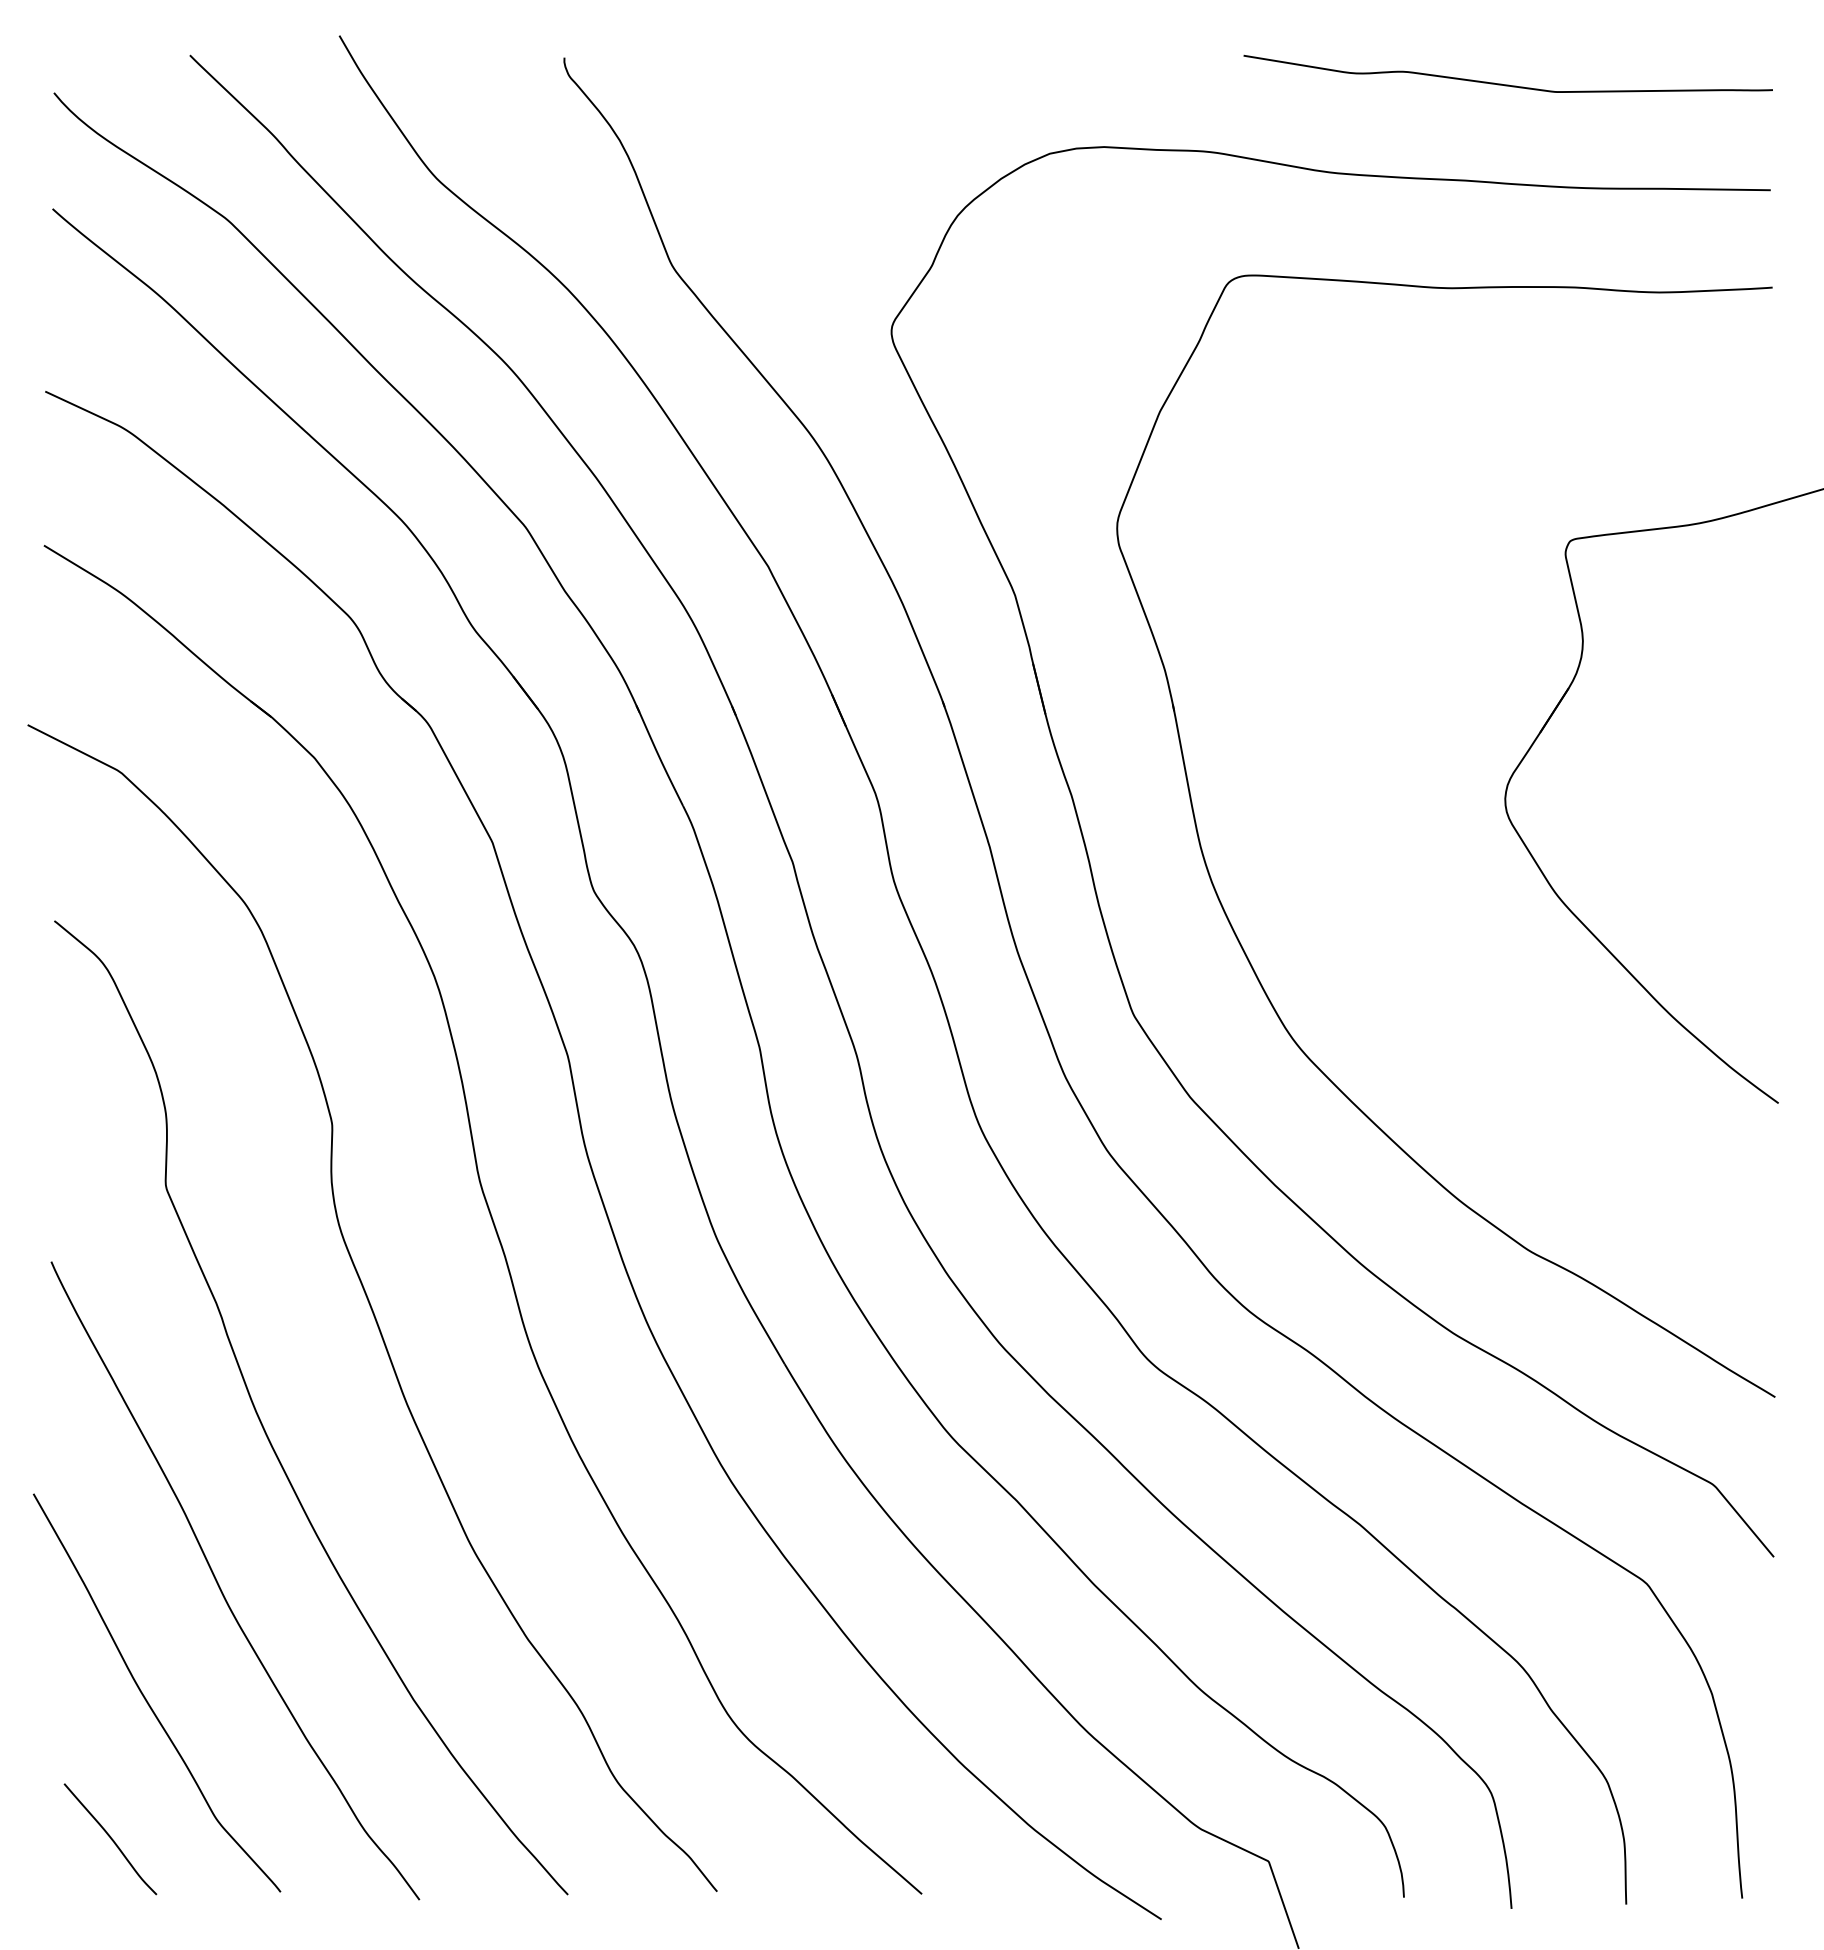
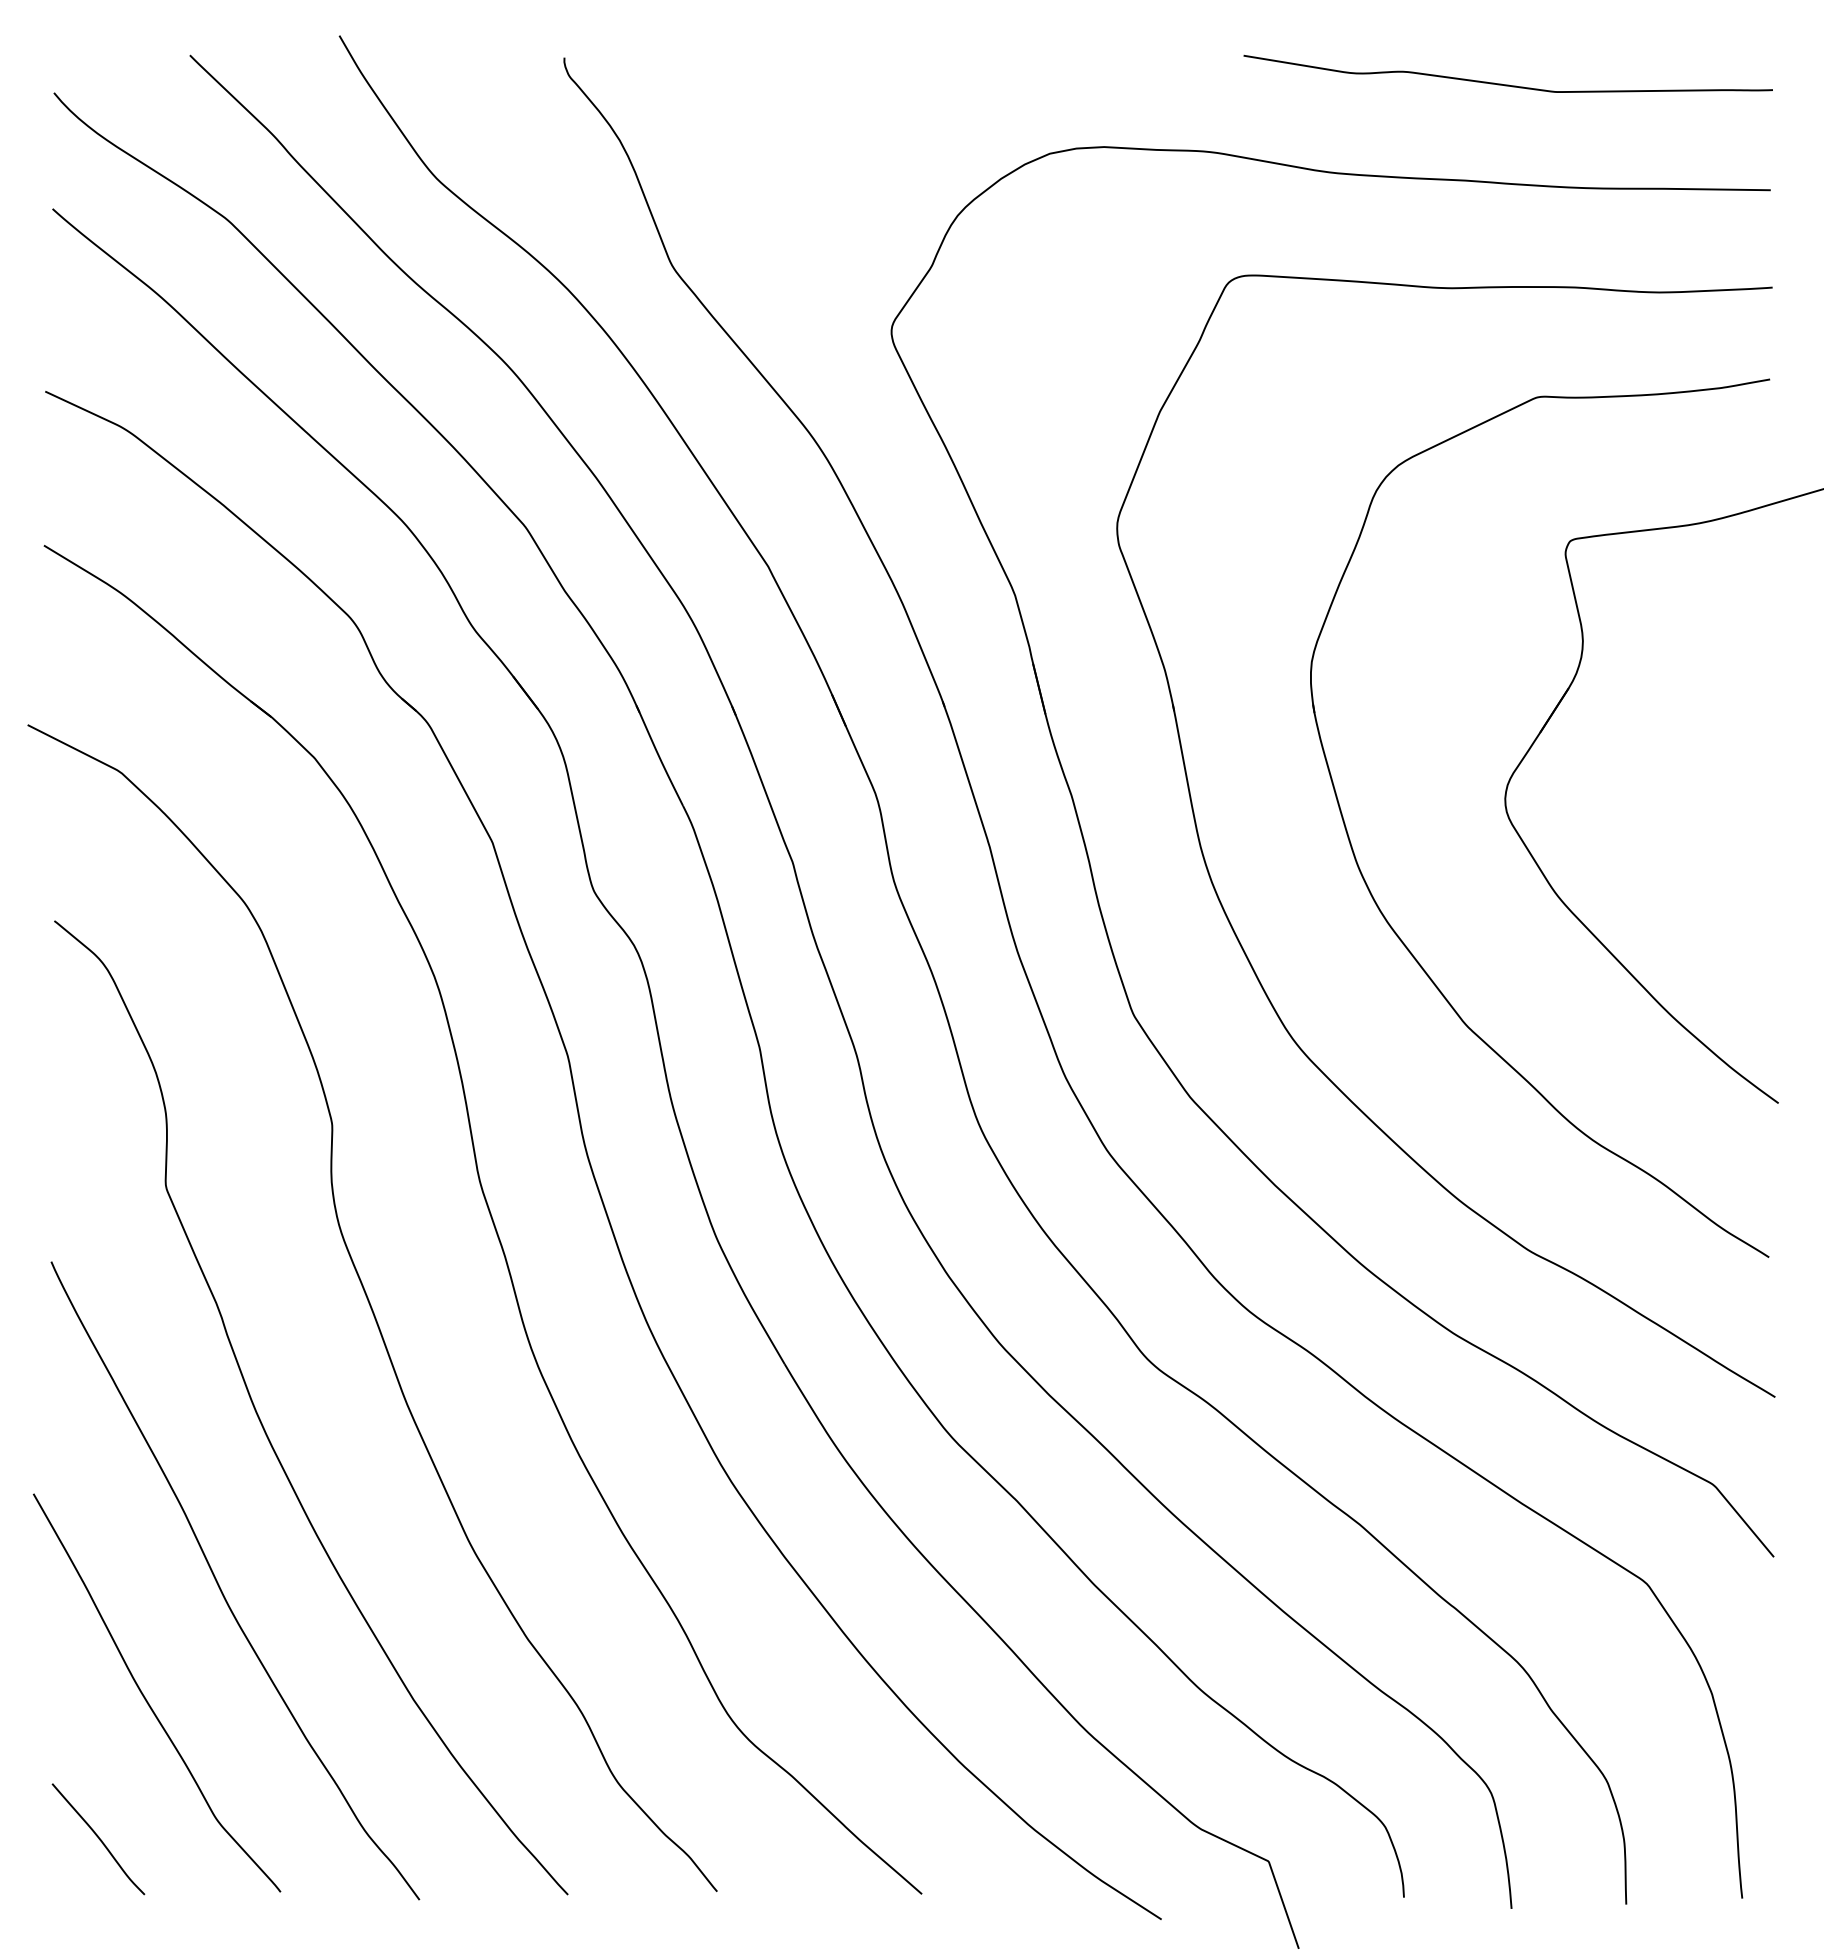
part: none -> present (1386, 918)
curve position: (110, 1839) -> (98, 1839) (98, 1839)
